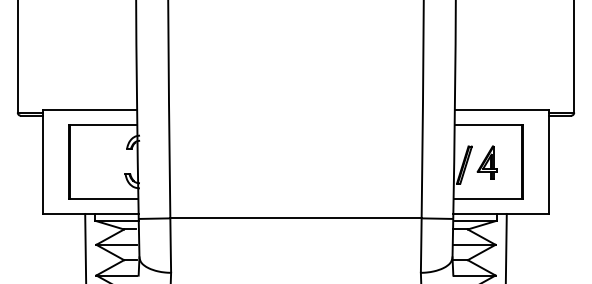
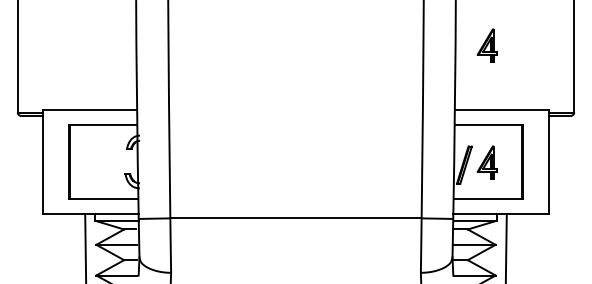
part: none -> present (486, 45)
